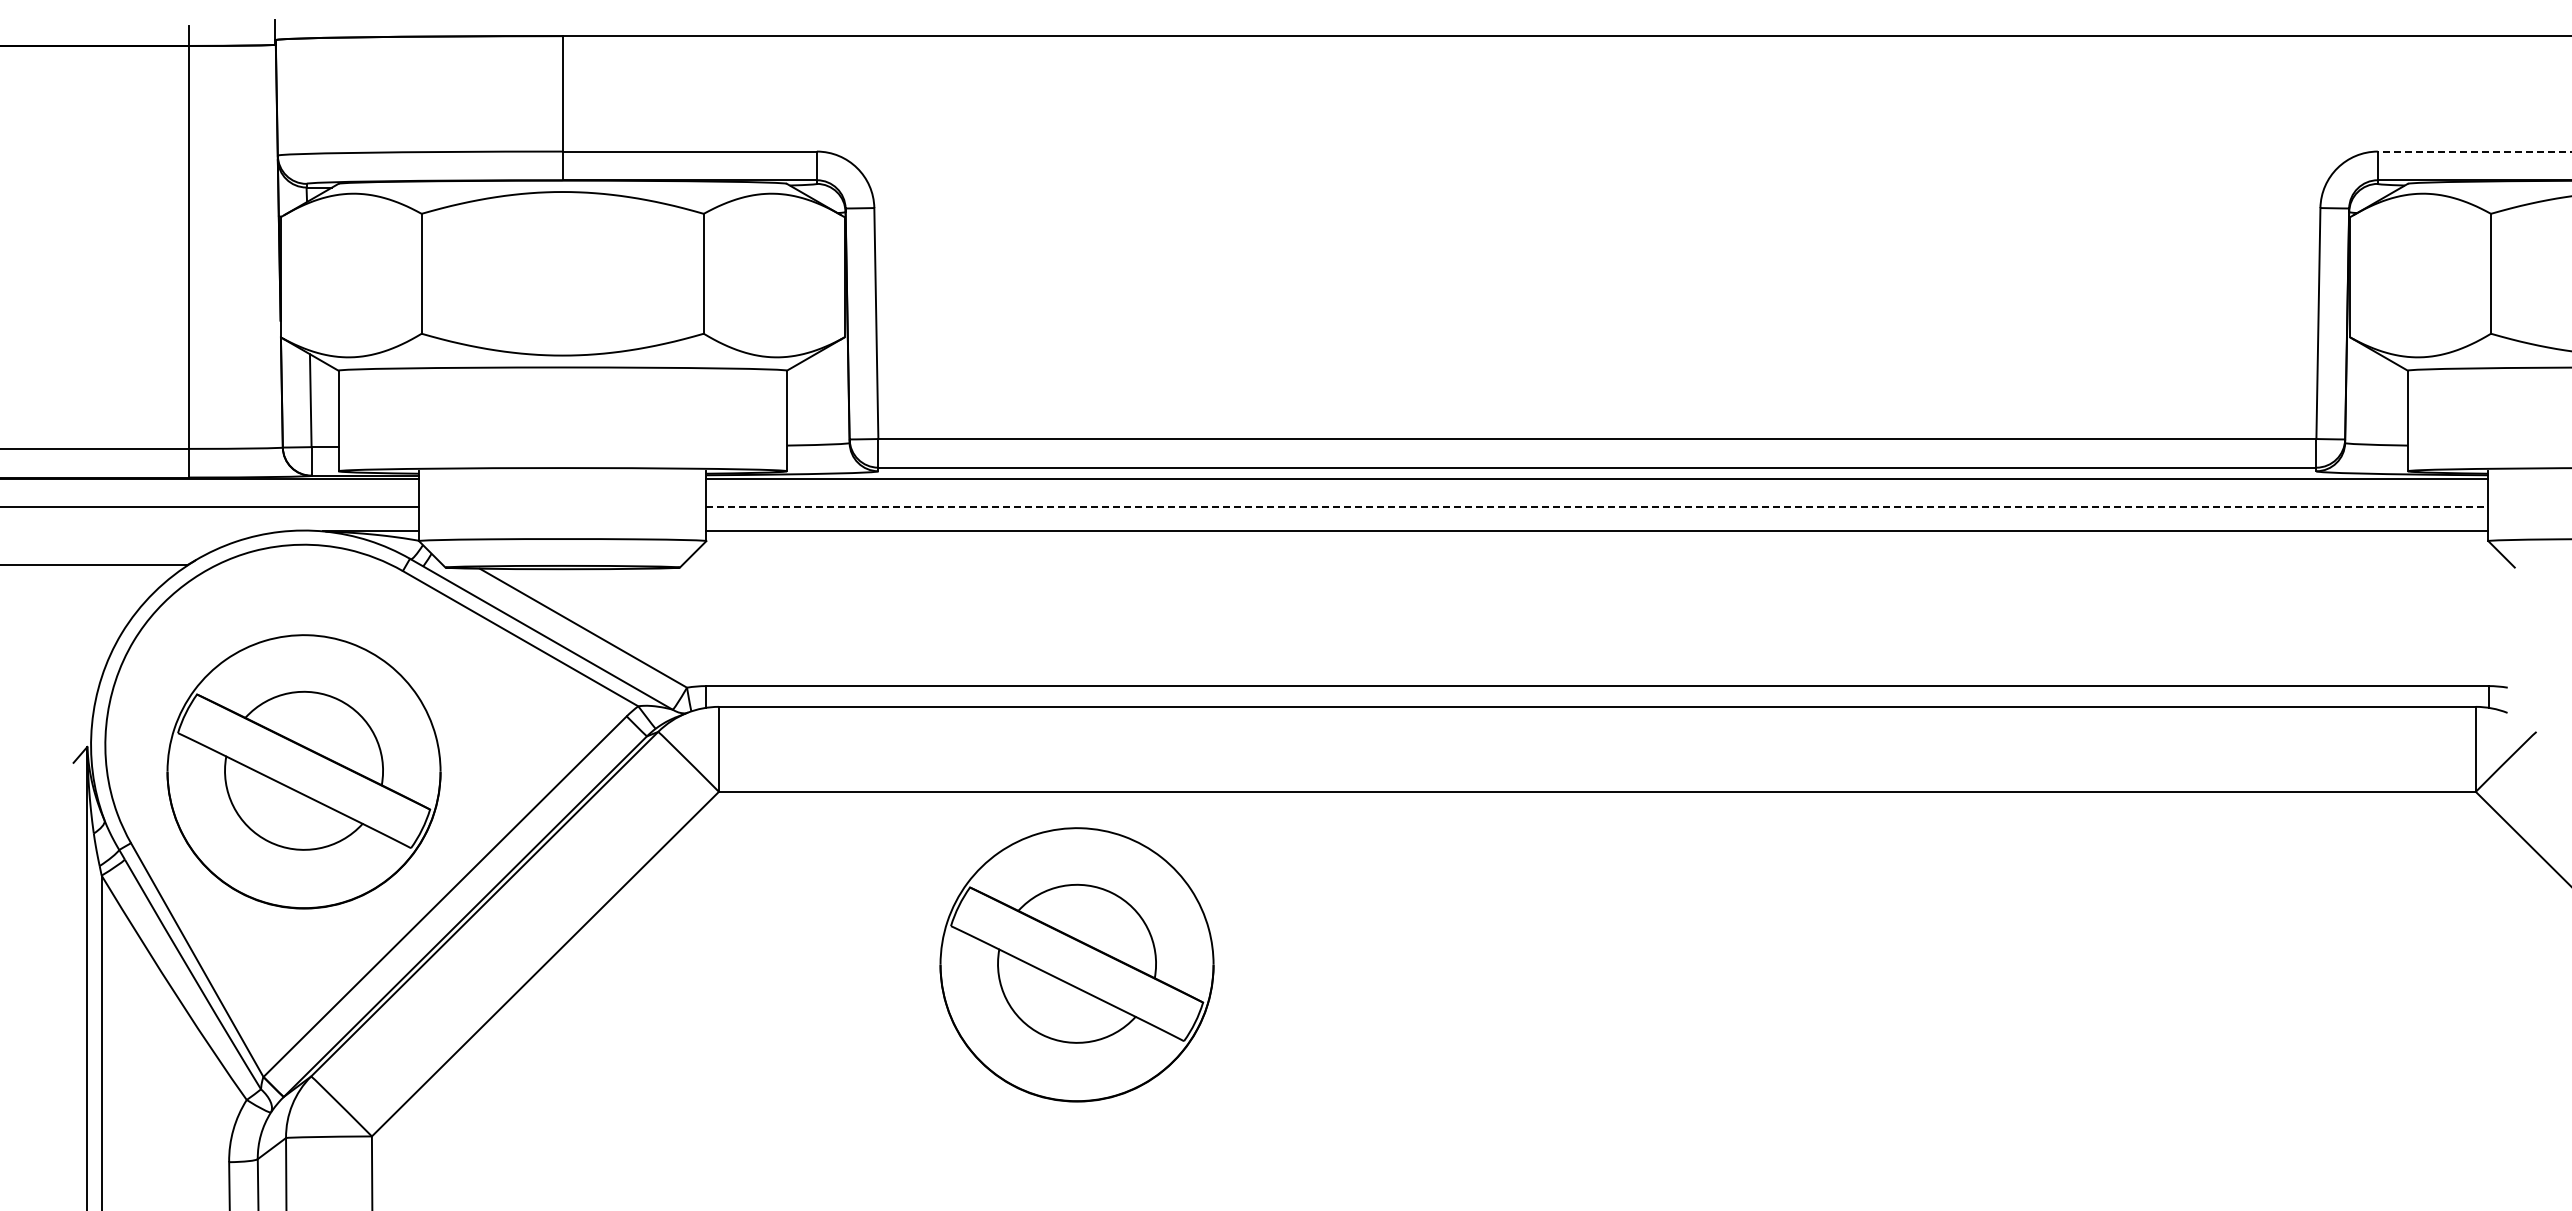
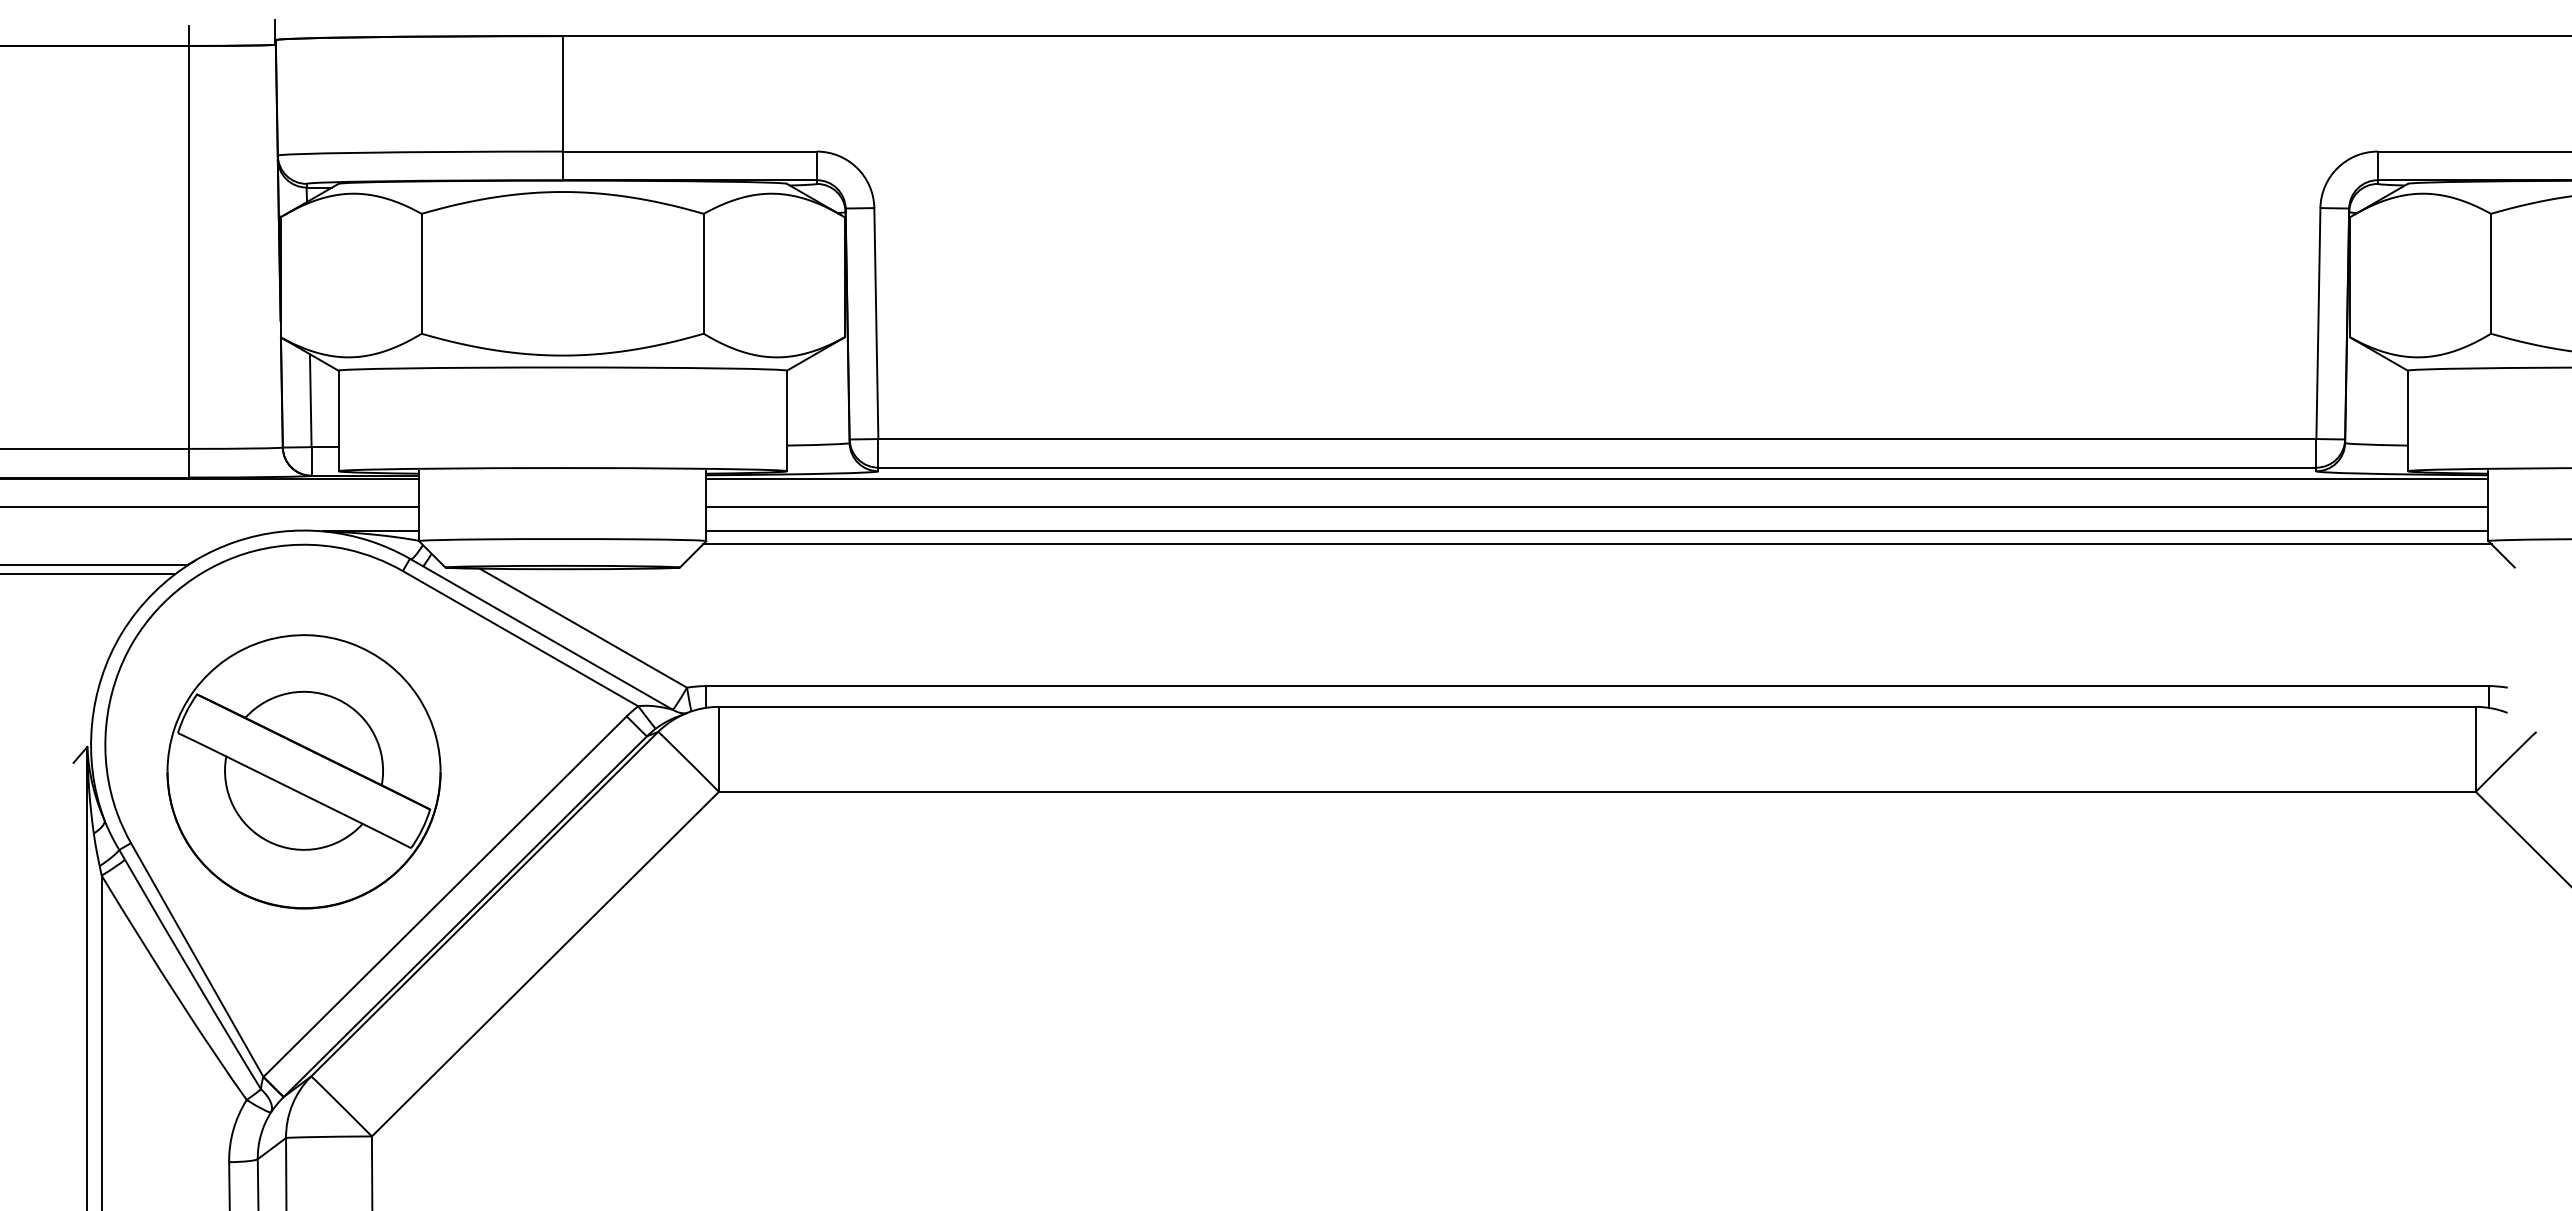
line: dashed -> solid (2474, 151)
line: dashed -> solid (1597, 507)
line: none -> present (1597, 544)
line: none -> present (87, 573)
part: present -> none (1076, 964)
